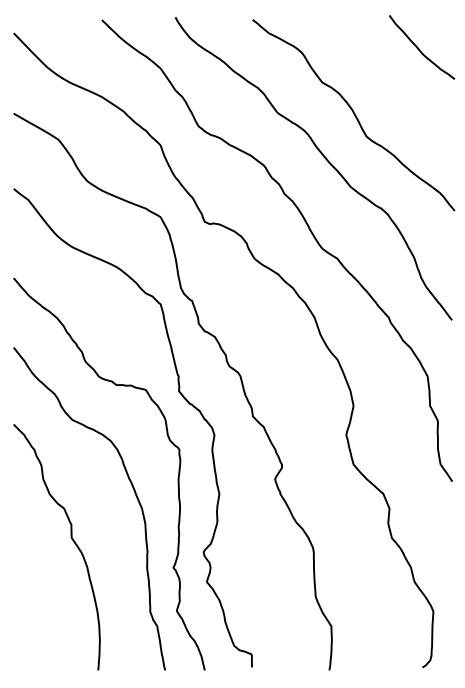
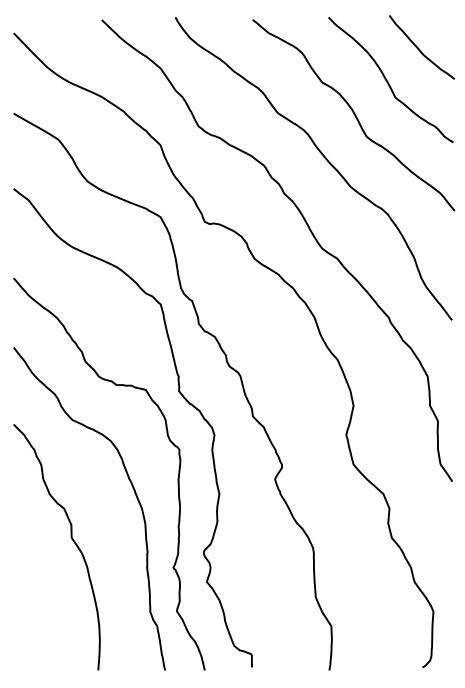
curve: none -> present (388, 81)
